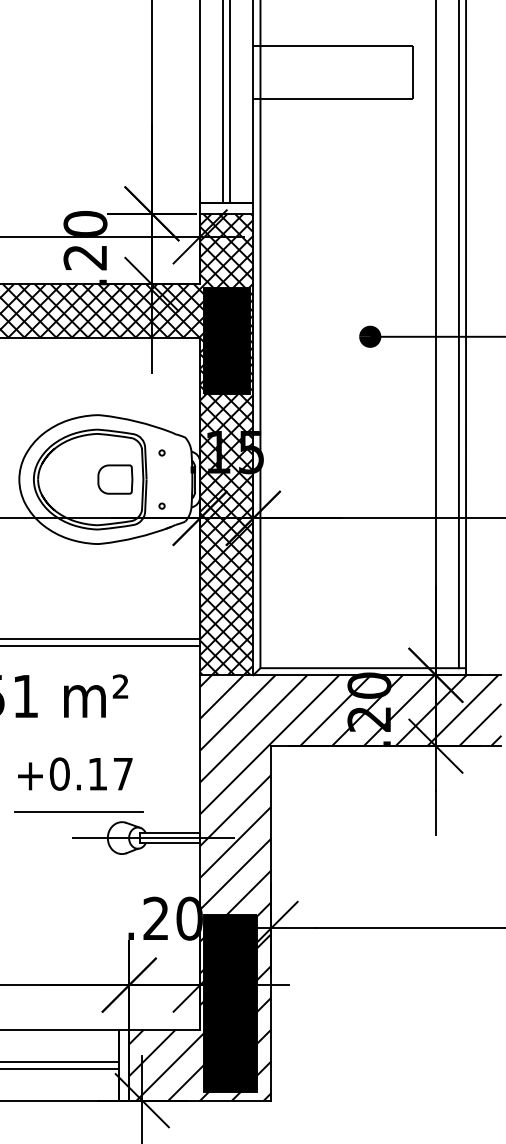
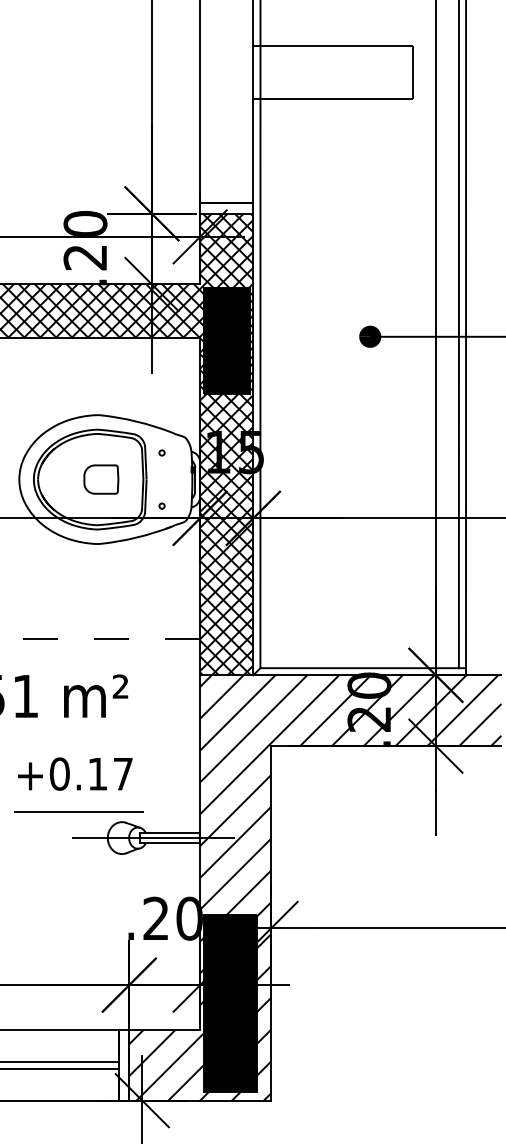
line: present -> none (223, 102)
line: present -> none (230, 102)
part position: (115, 479) -> (101, 479) (101, 479)
line: solid -> dashed (100, 639)
line: present -> none (101, 646)
